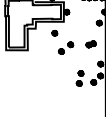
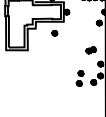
part position: (90, 44) -> (90, 50) (90, 50)
part: present -> none (65, 47)
